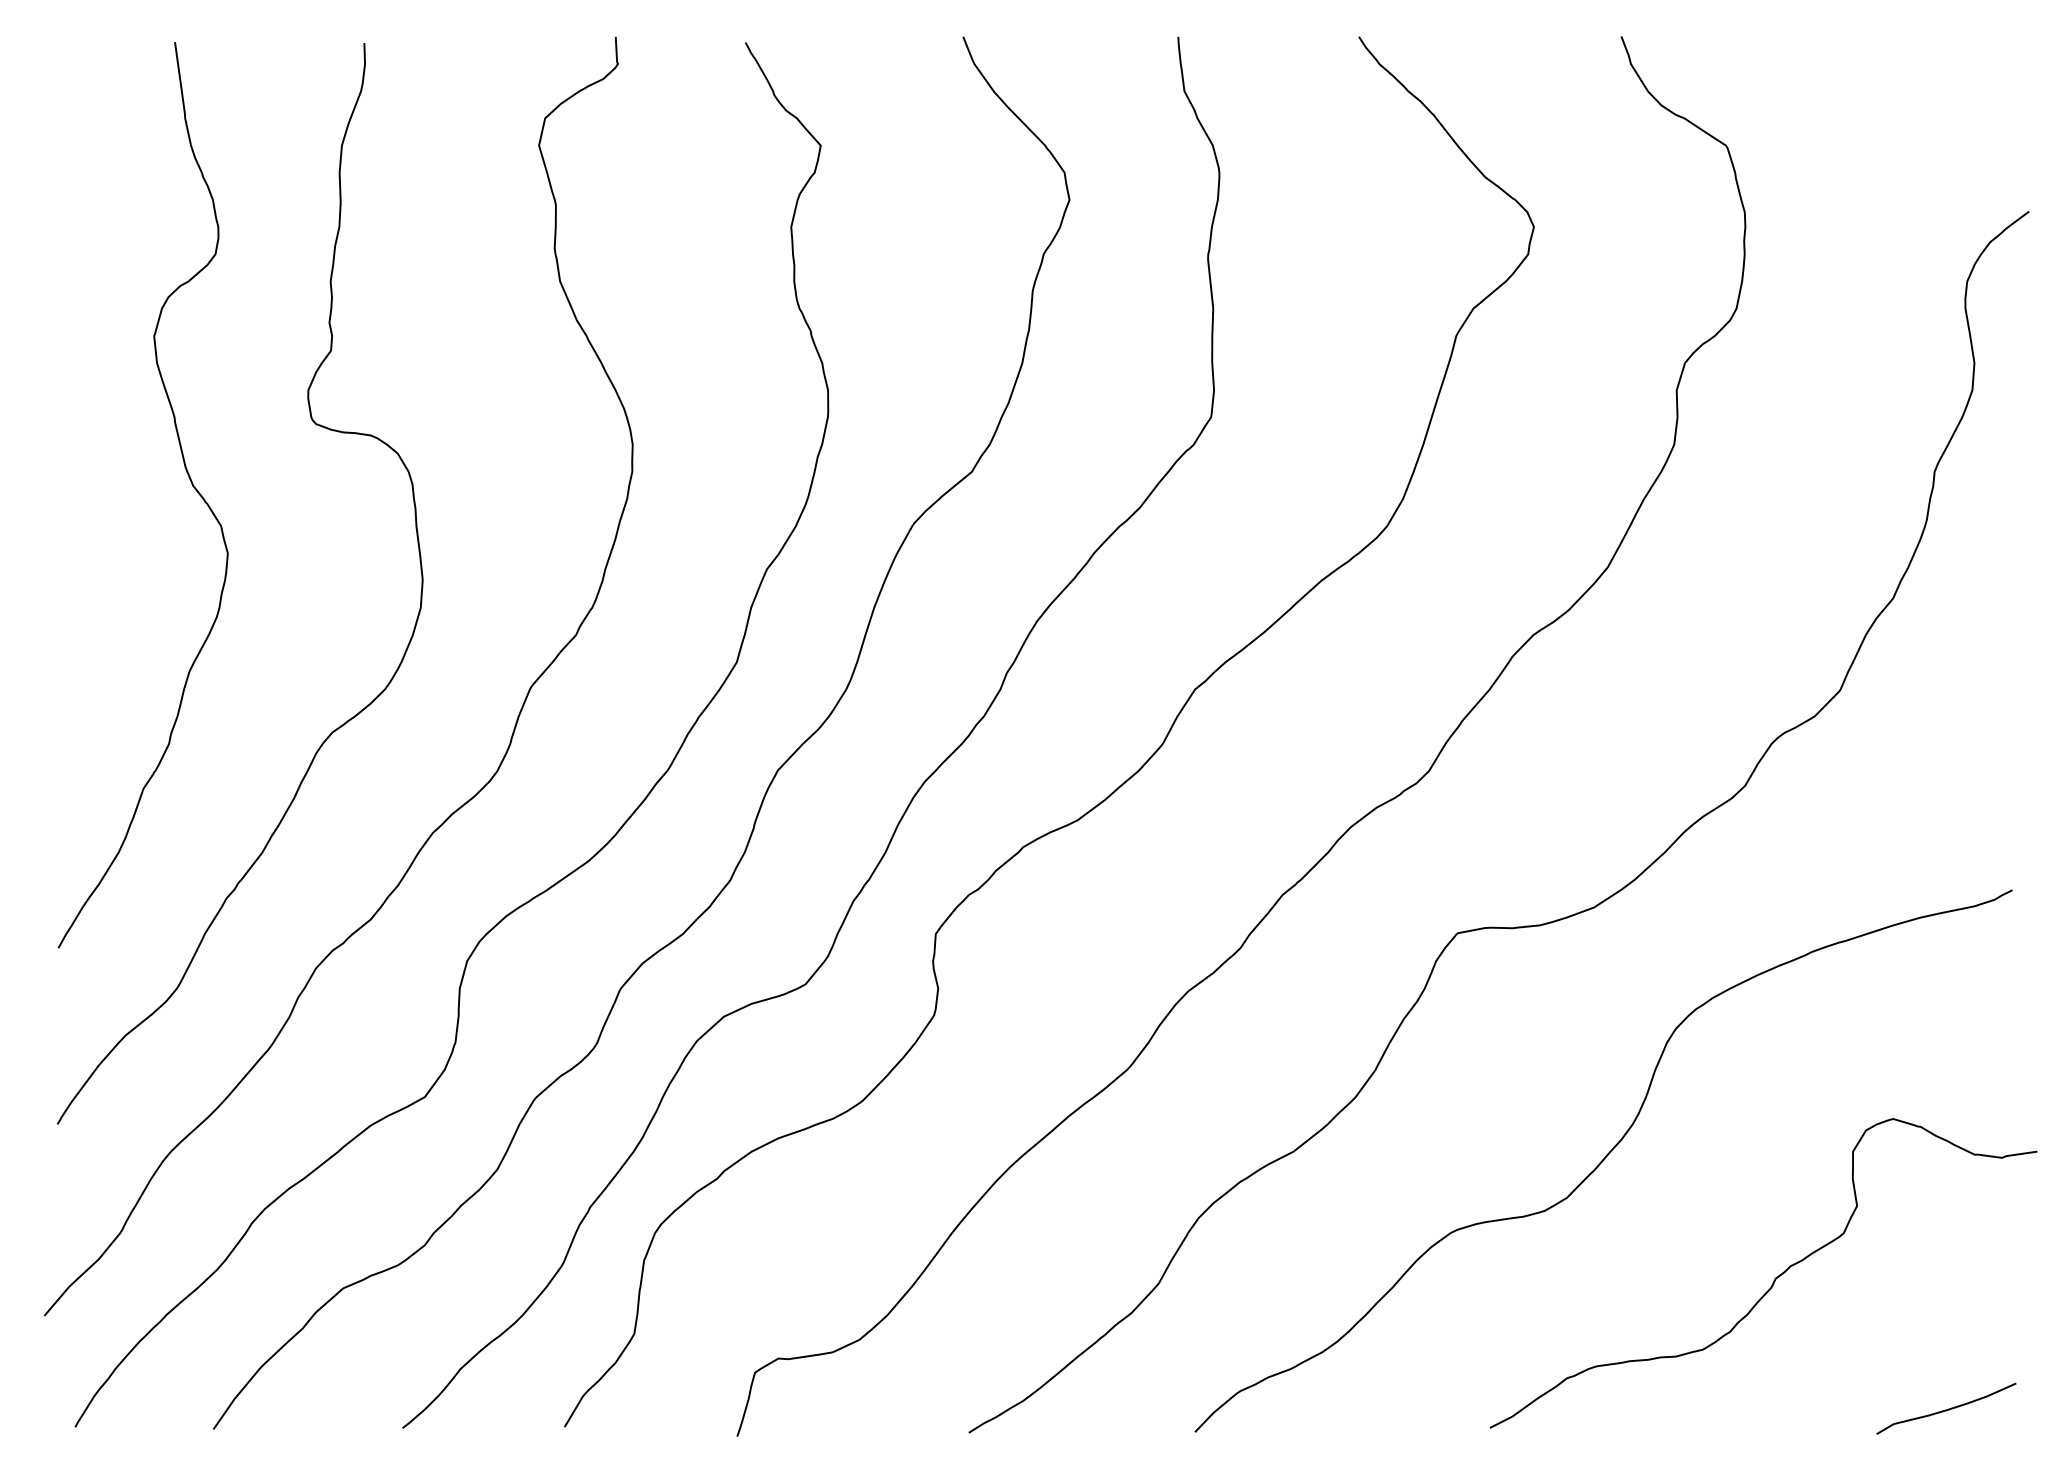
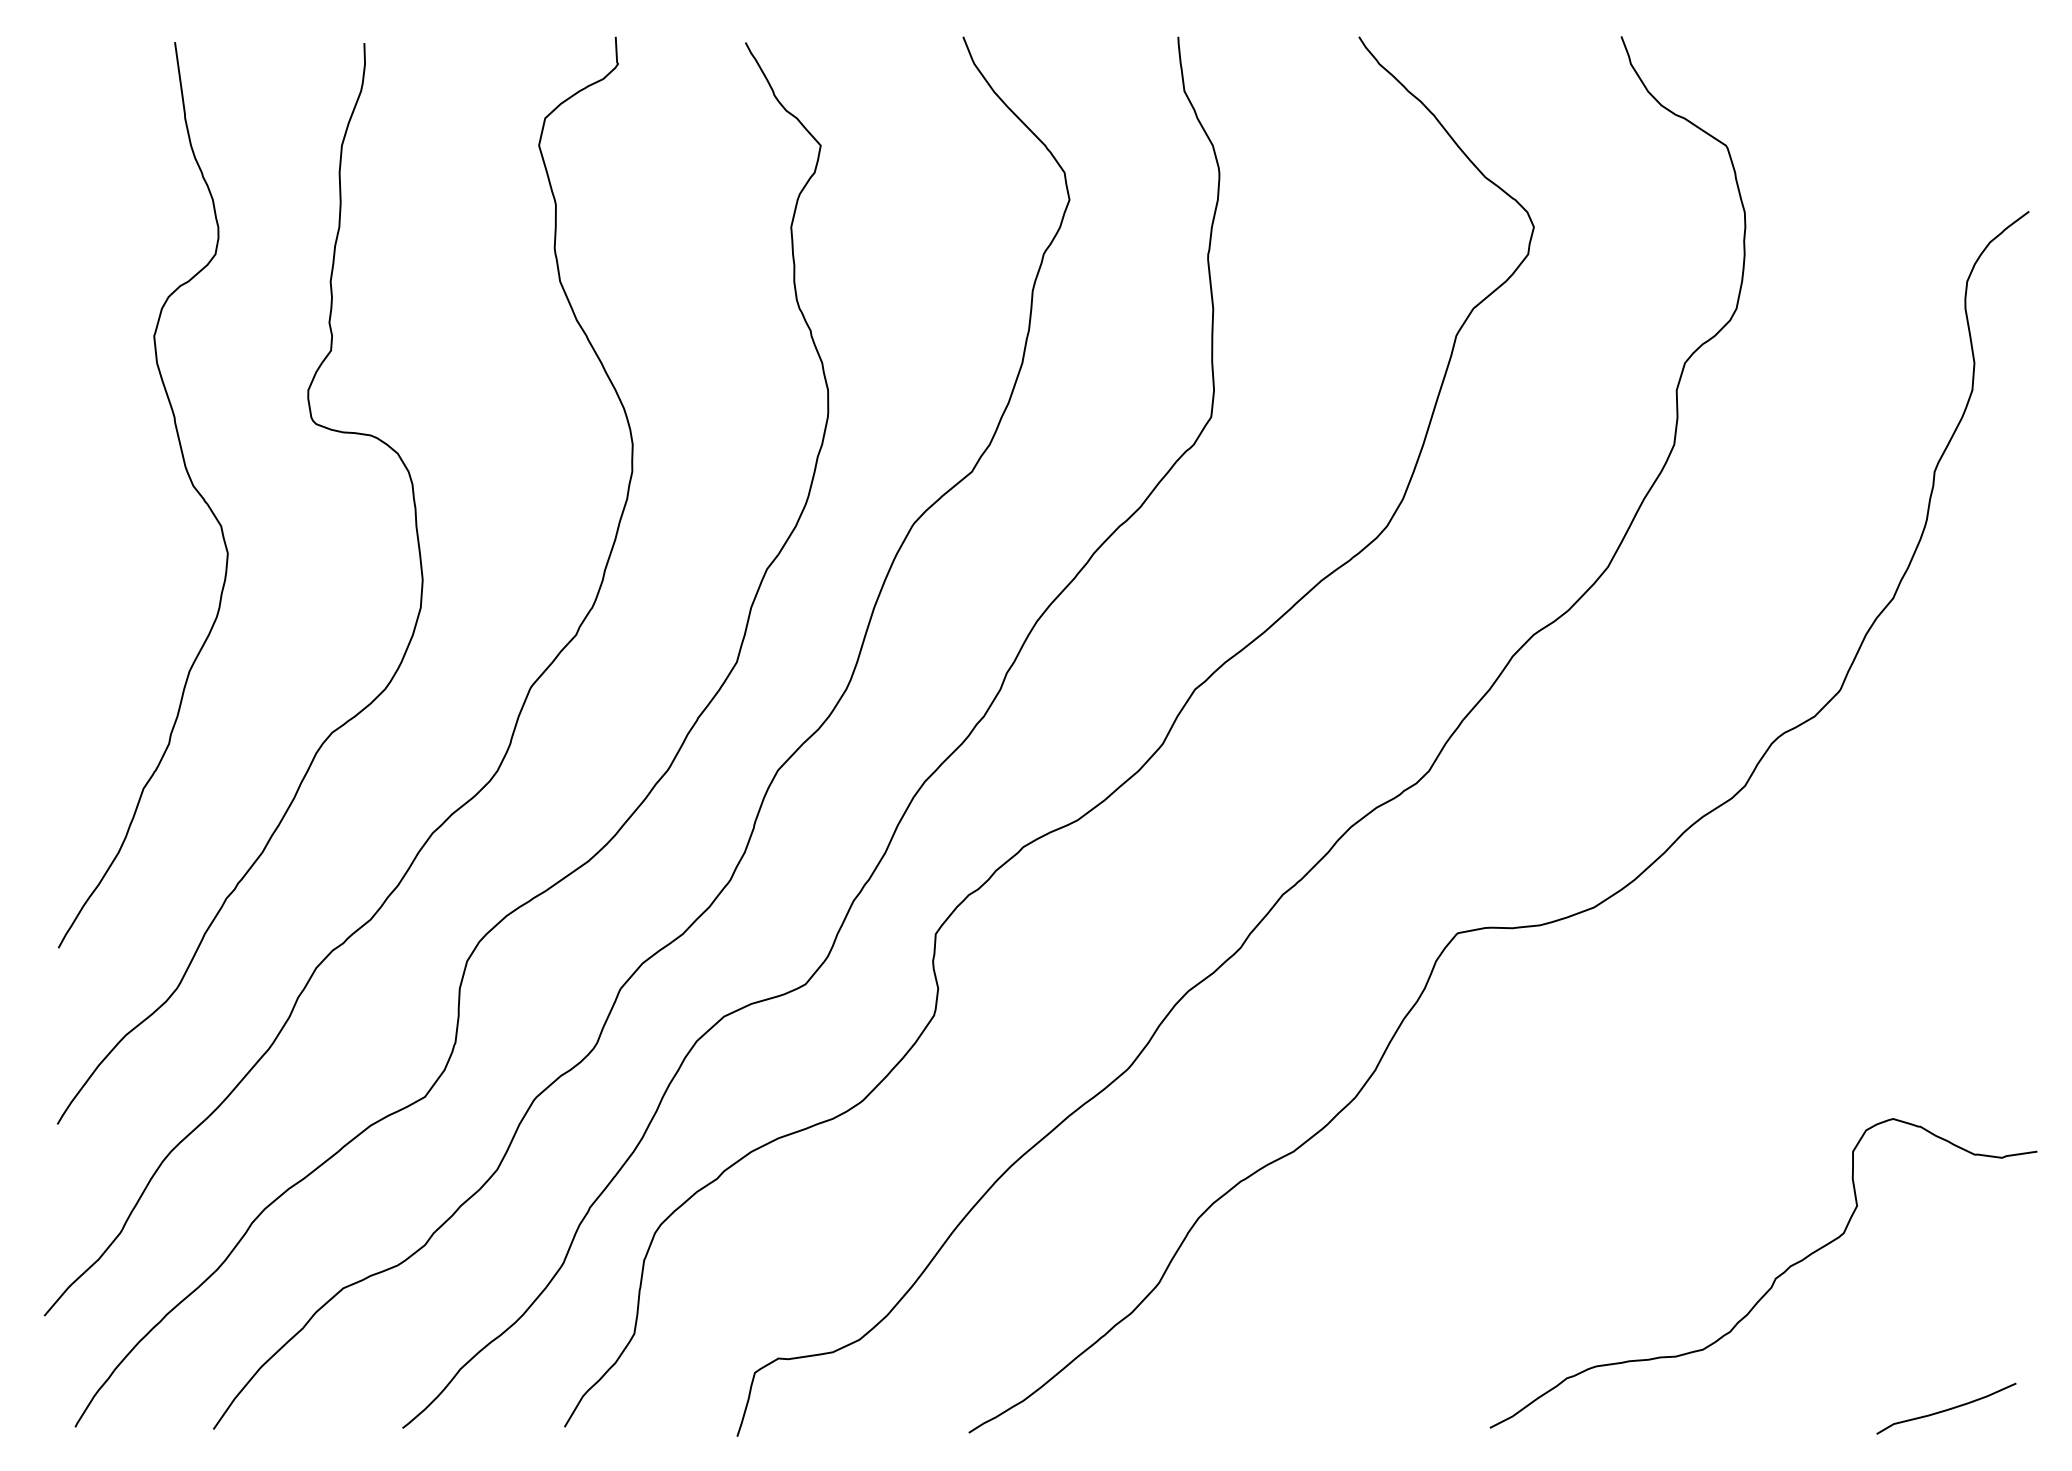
curve: present -> none (1603, 1160)
